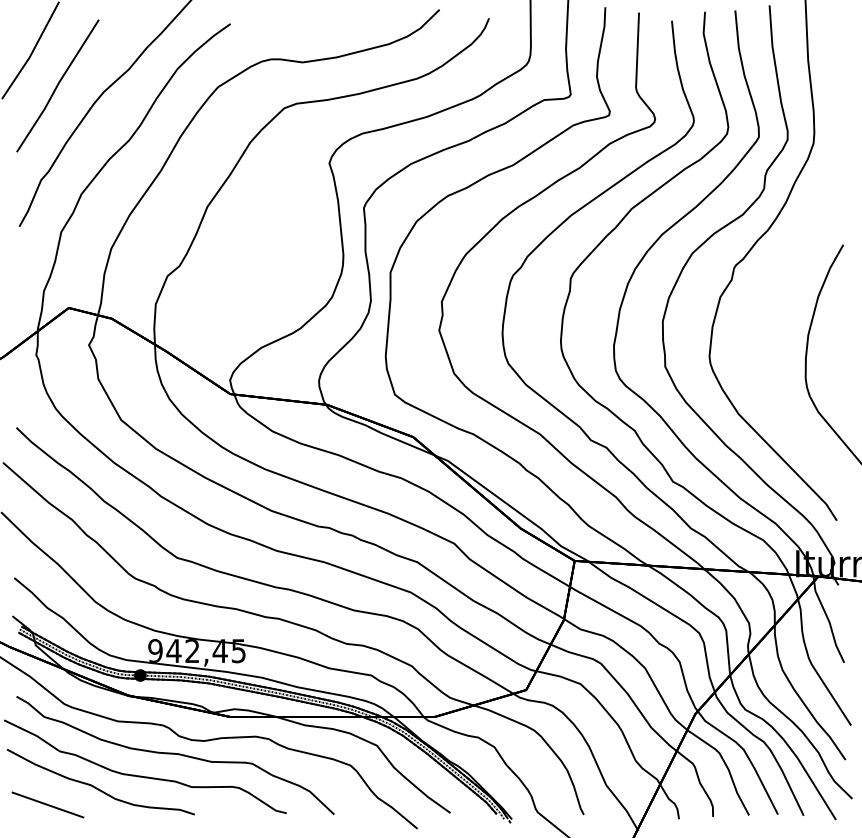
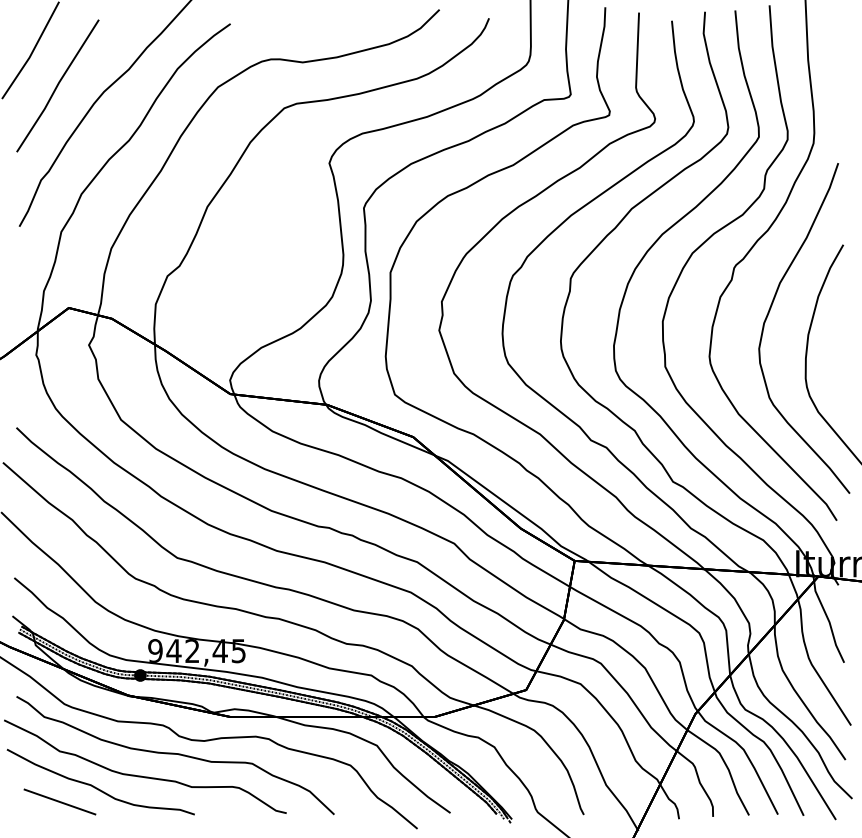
curve: none -> present (769, 313)
line position: (47, 804) -> (59, 801) (59, 801)
